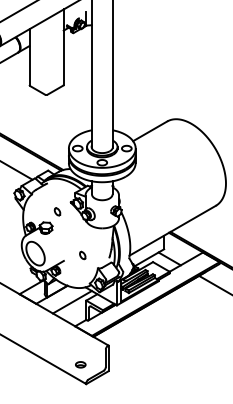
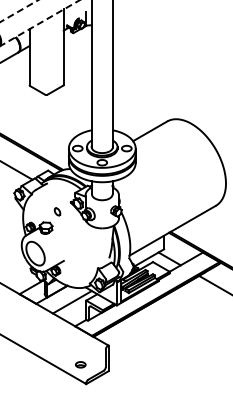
line: solid -> dashed (19, 11)
line: solid -> dashed (39, 23)
part: present -> none (82, 255)
